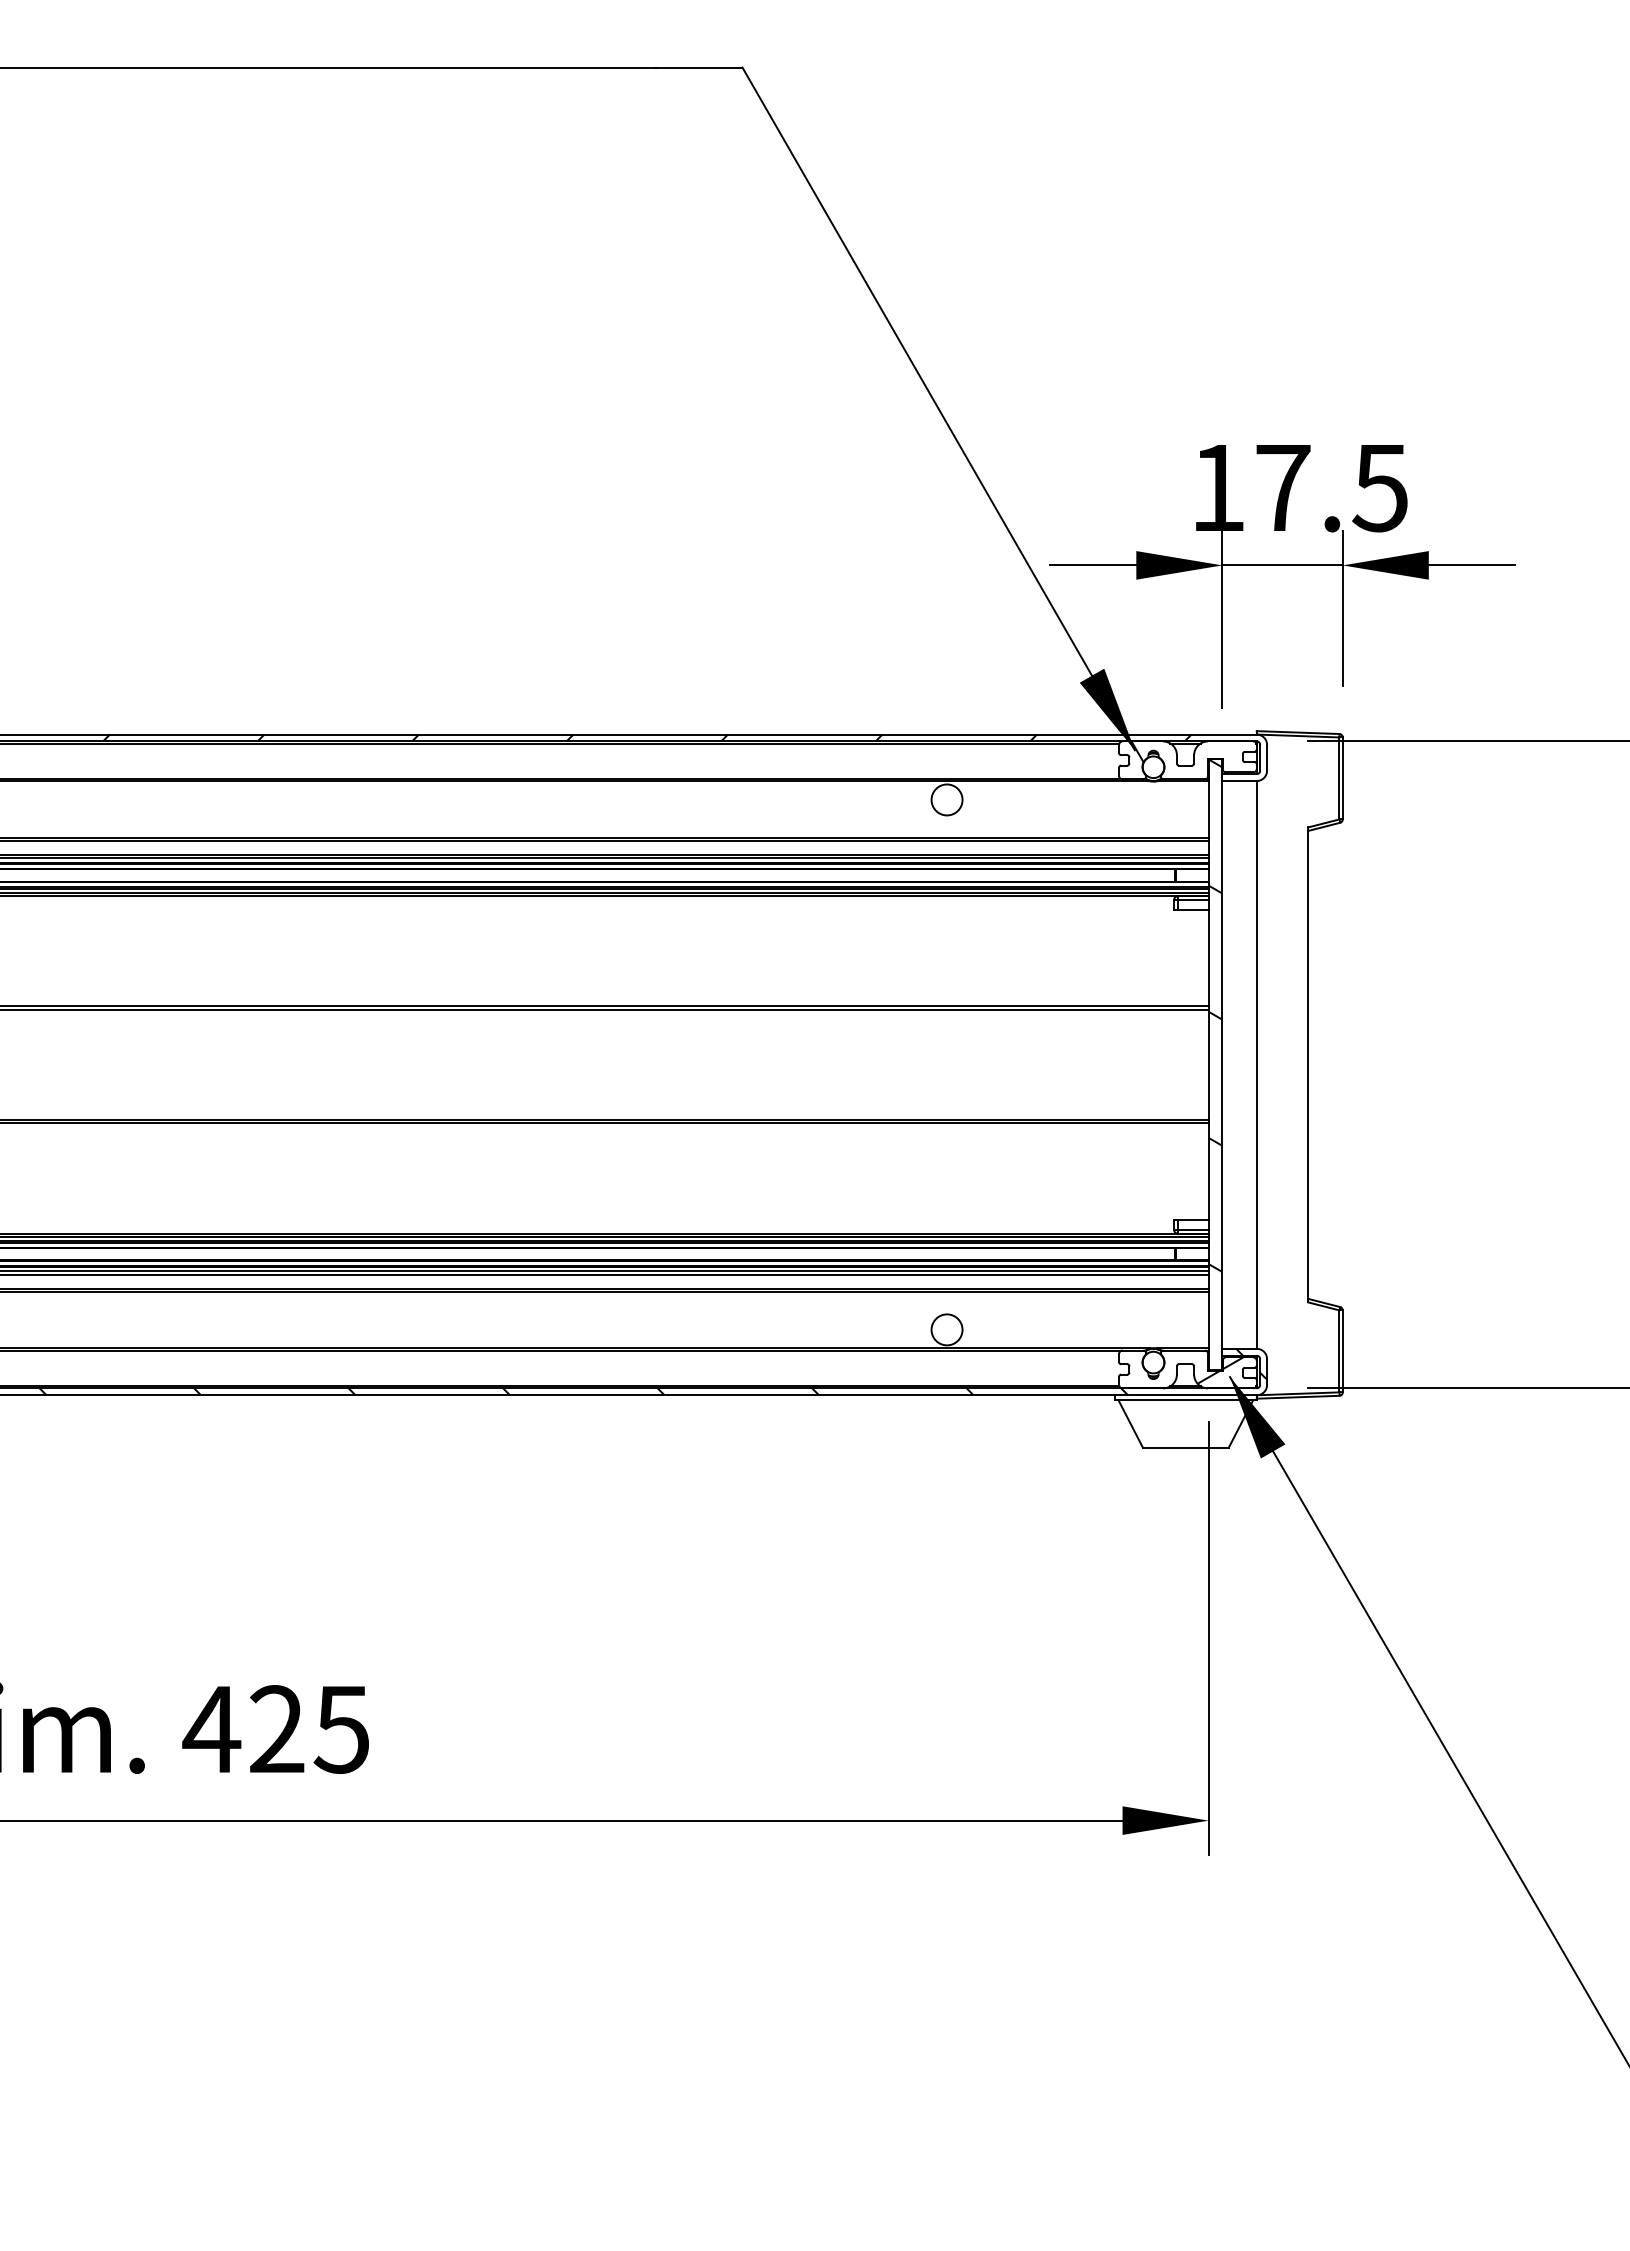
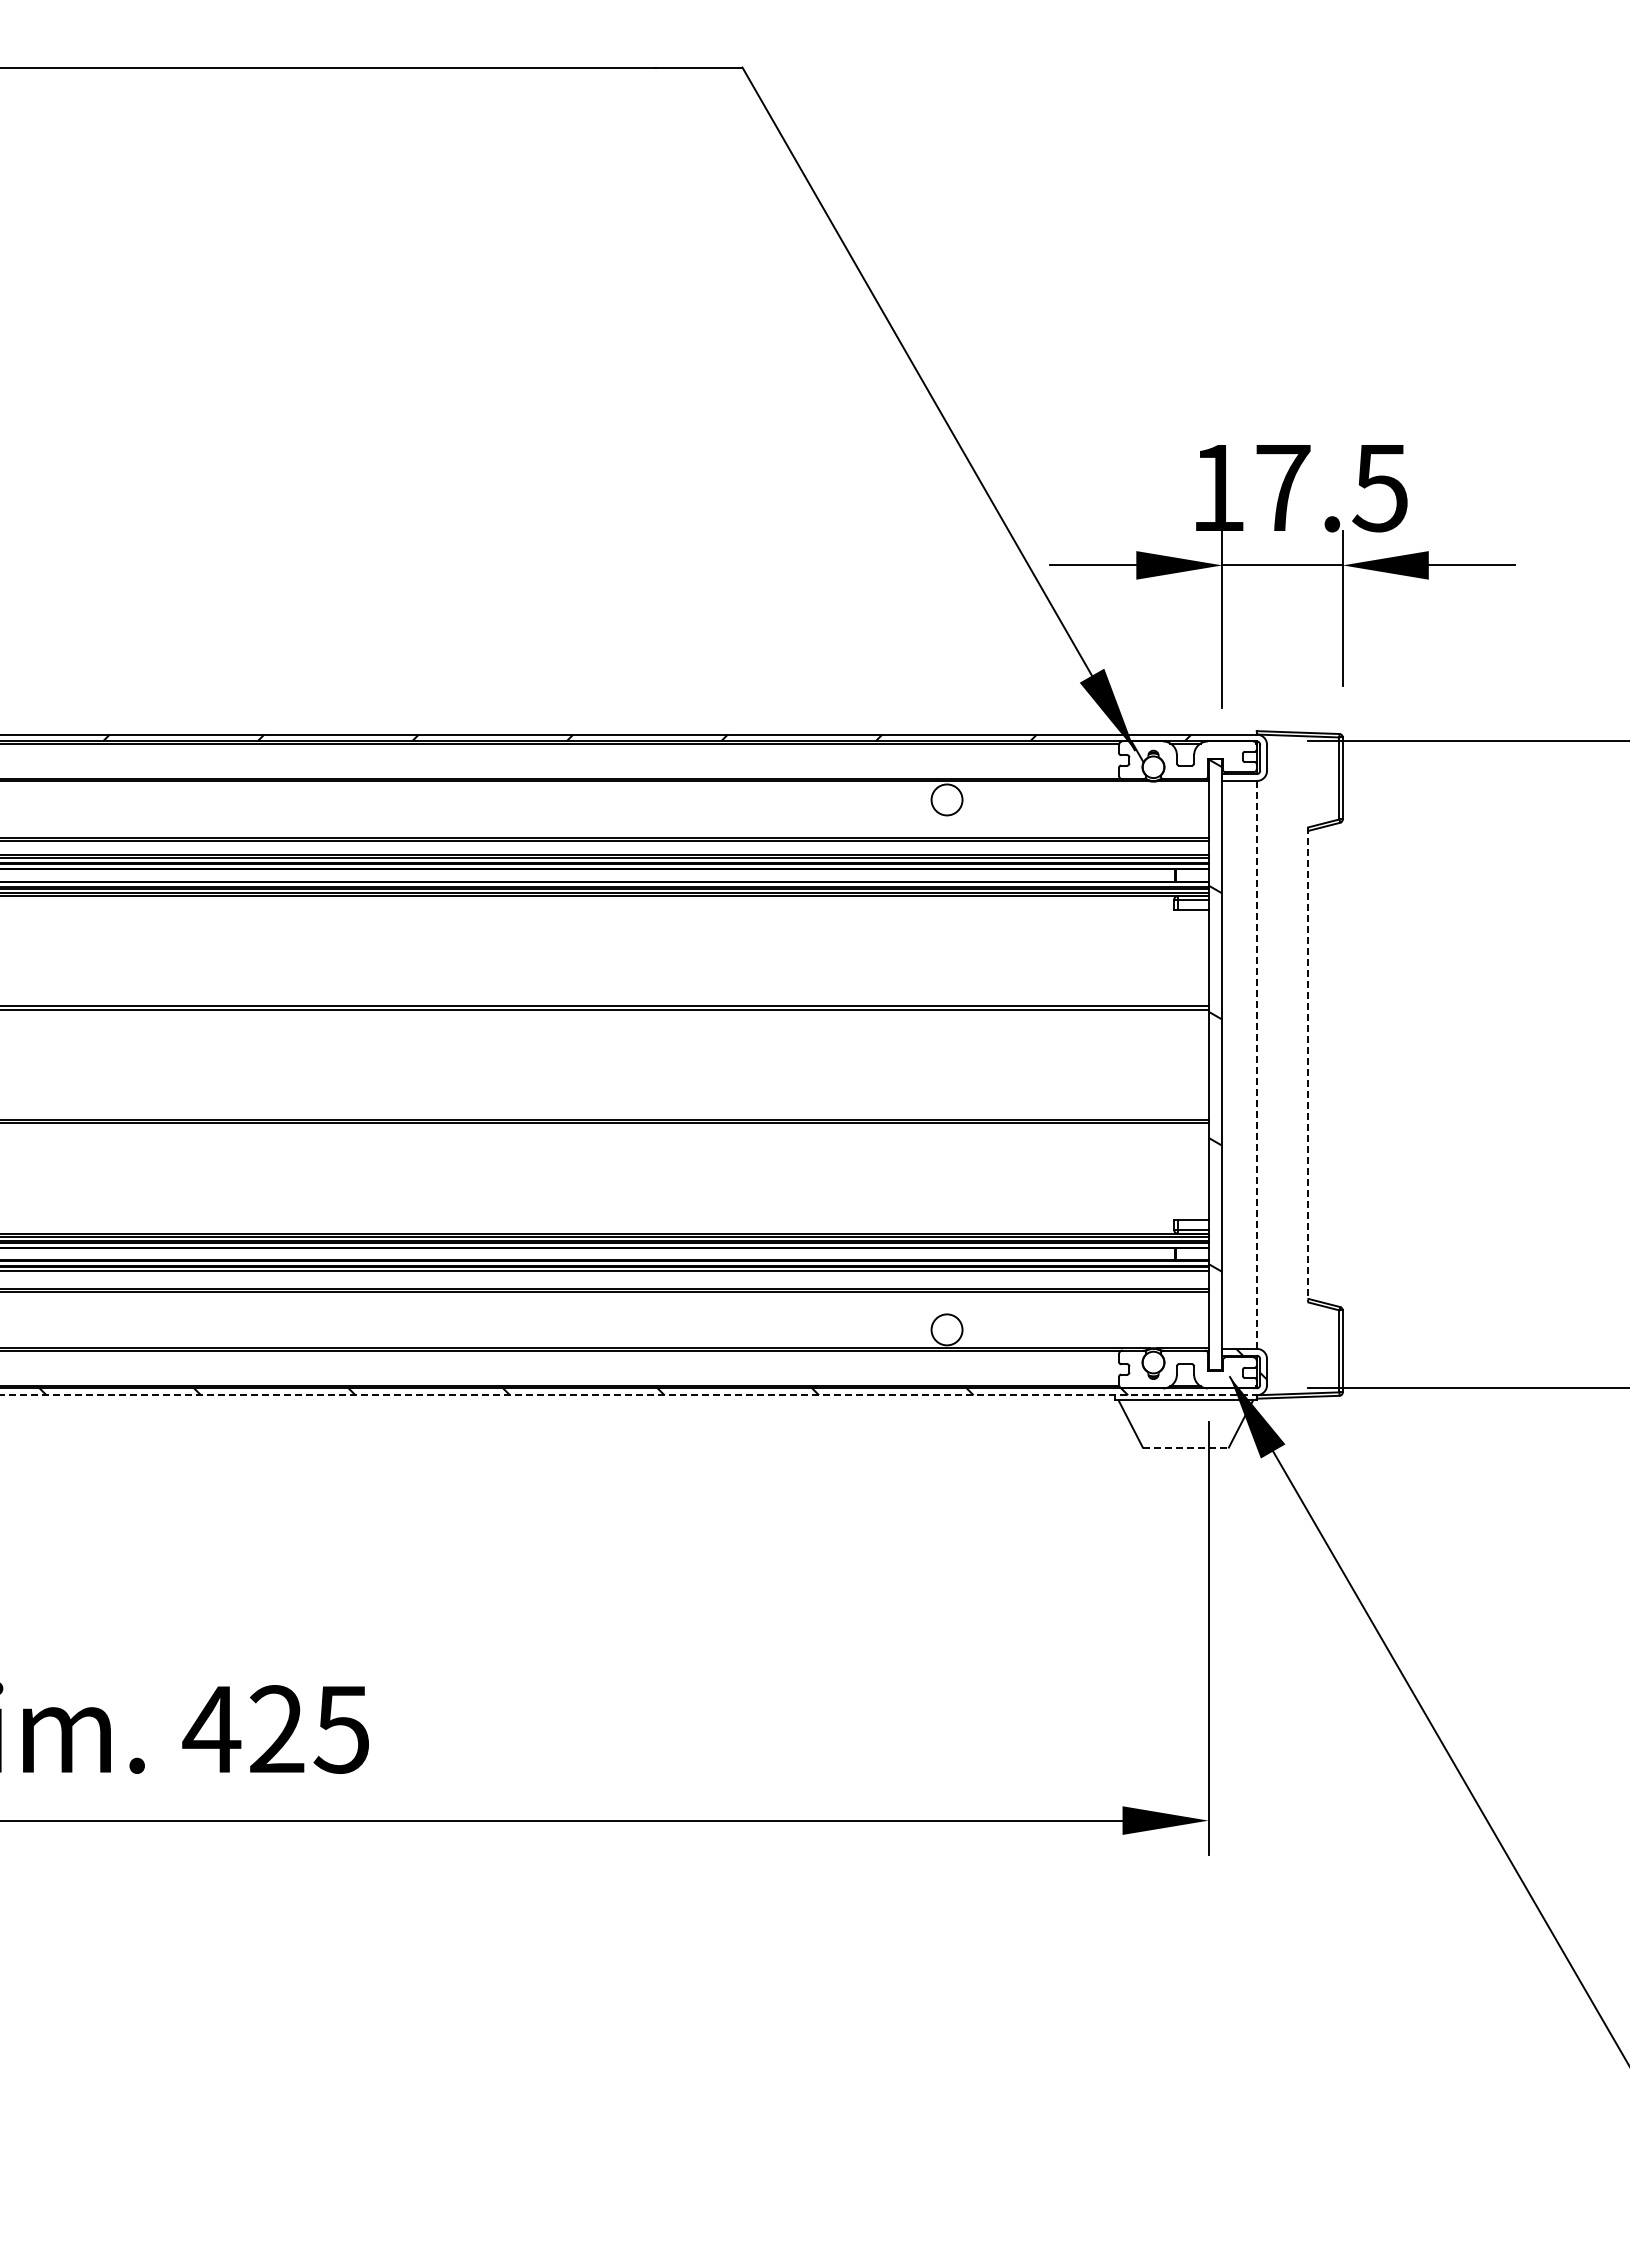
line: solid -> dashed (1256, 1064)
line: solid -> dashed (1308, 1064)
line: present -> none (605, 1274)
hatch: present -> none (1220, 1370)
line: solid -> dashed (628, 1395)
line: solid -> dashed (1186, 1447)
